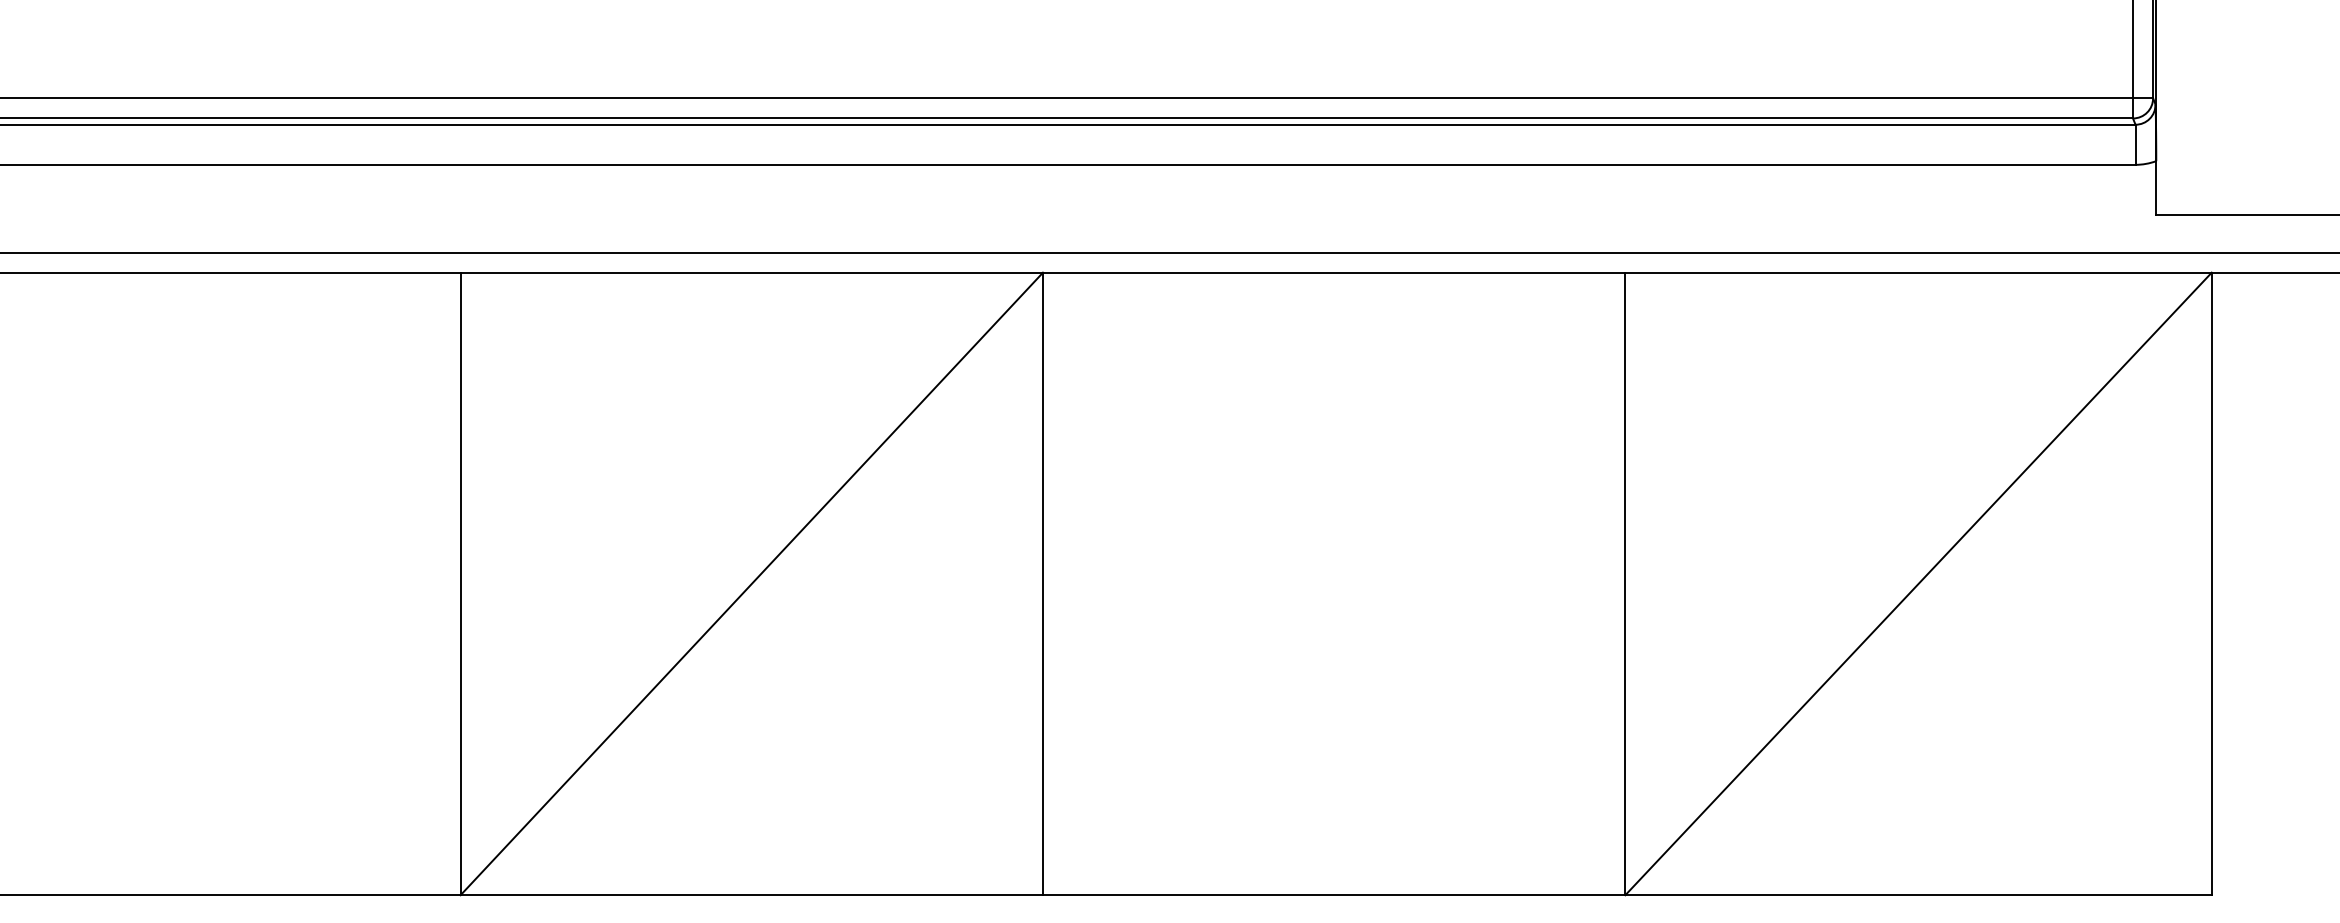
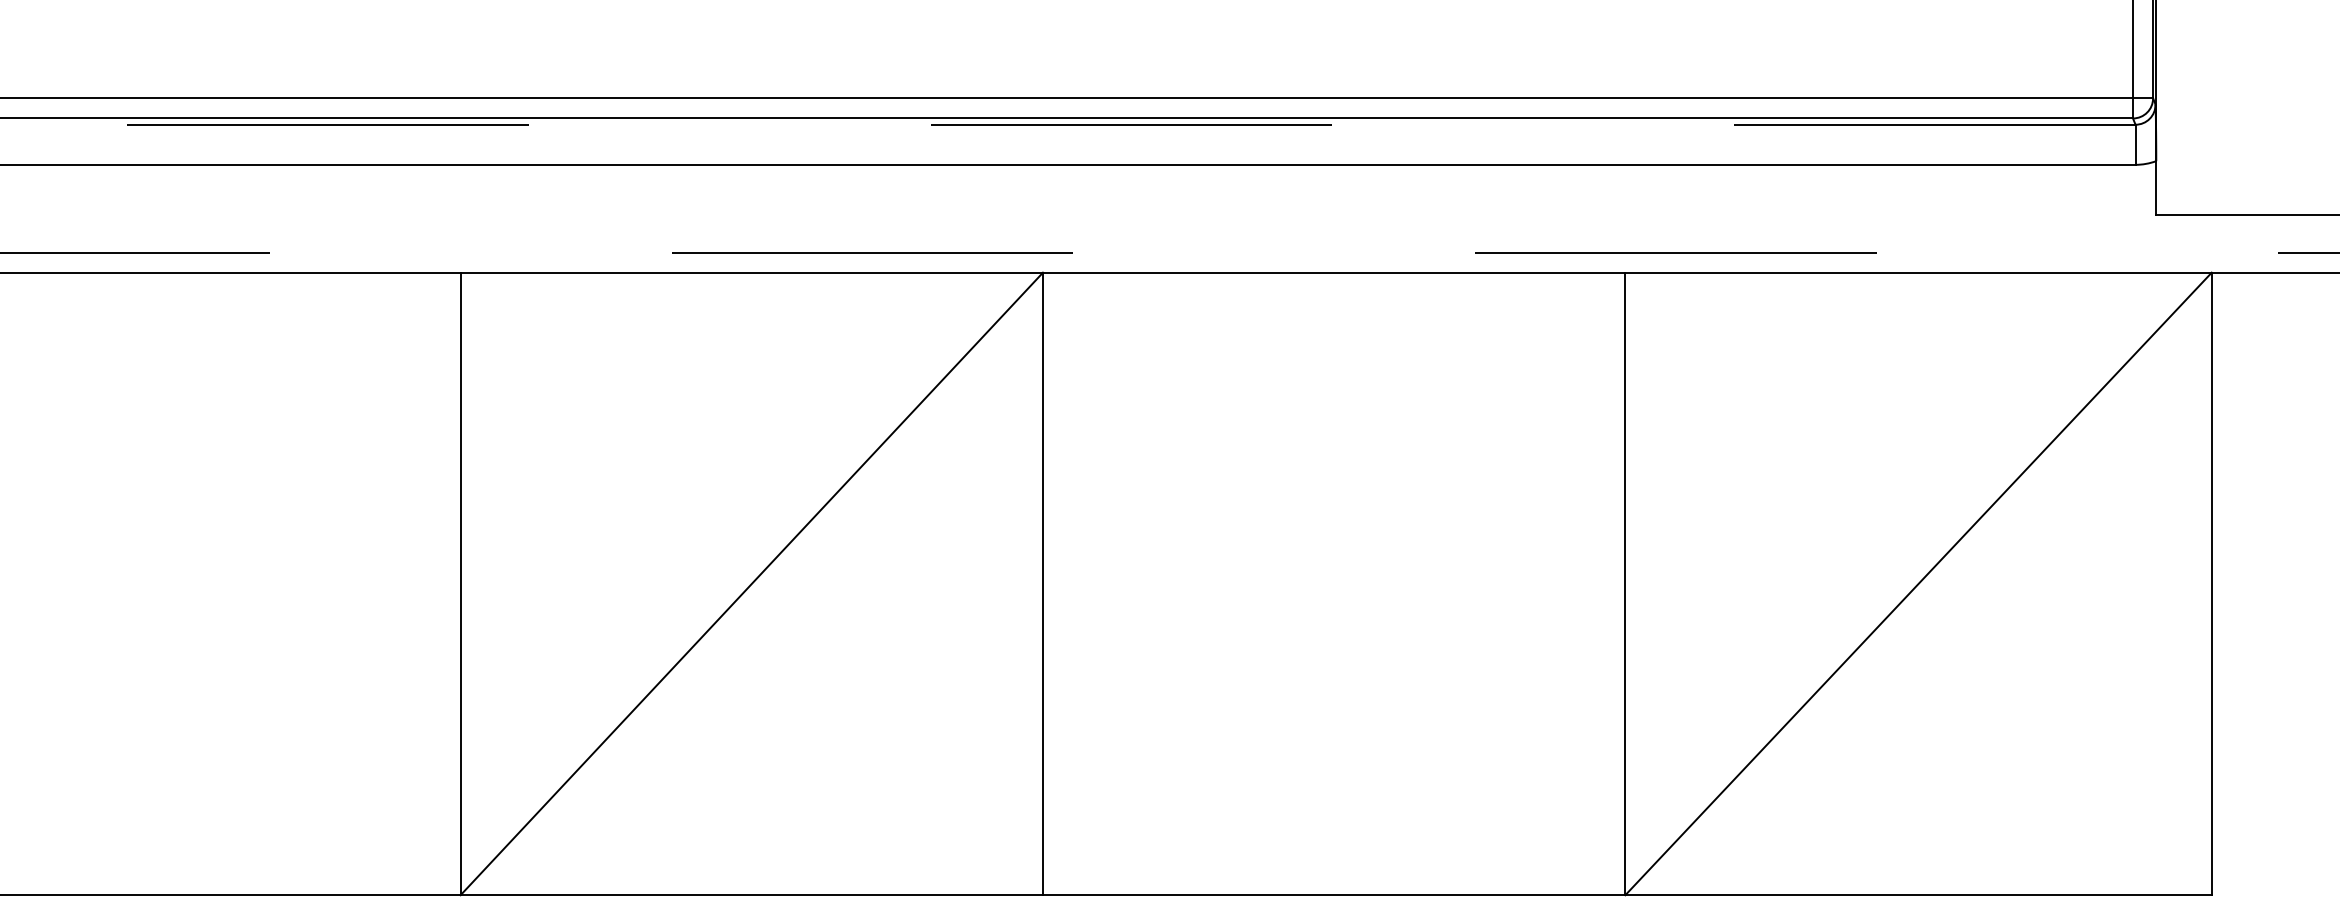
line: solid -> dashed (1067, 124)
line: solid -> dashed (1169, 253)
